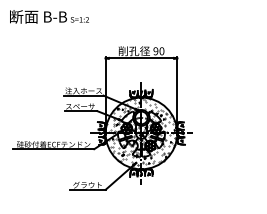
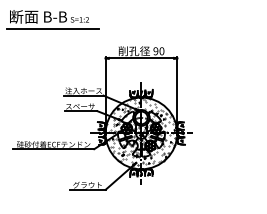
line: none -> present (52, 28)
